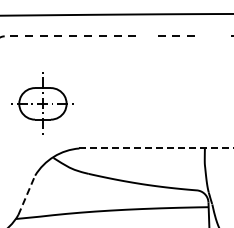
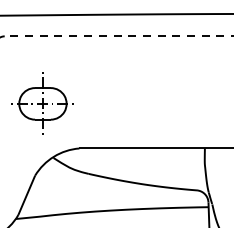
line: none -> present (146, 35)
line: none -> present (209, 35)
line: dashed -> solid (157, 148)
line: dashed -> solid (26, 194)
